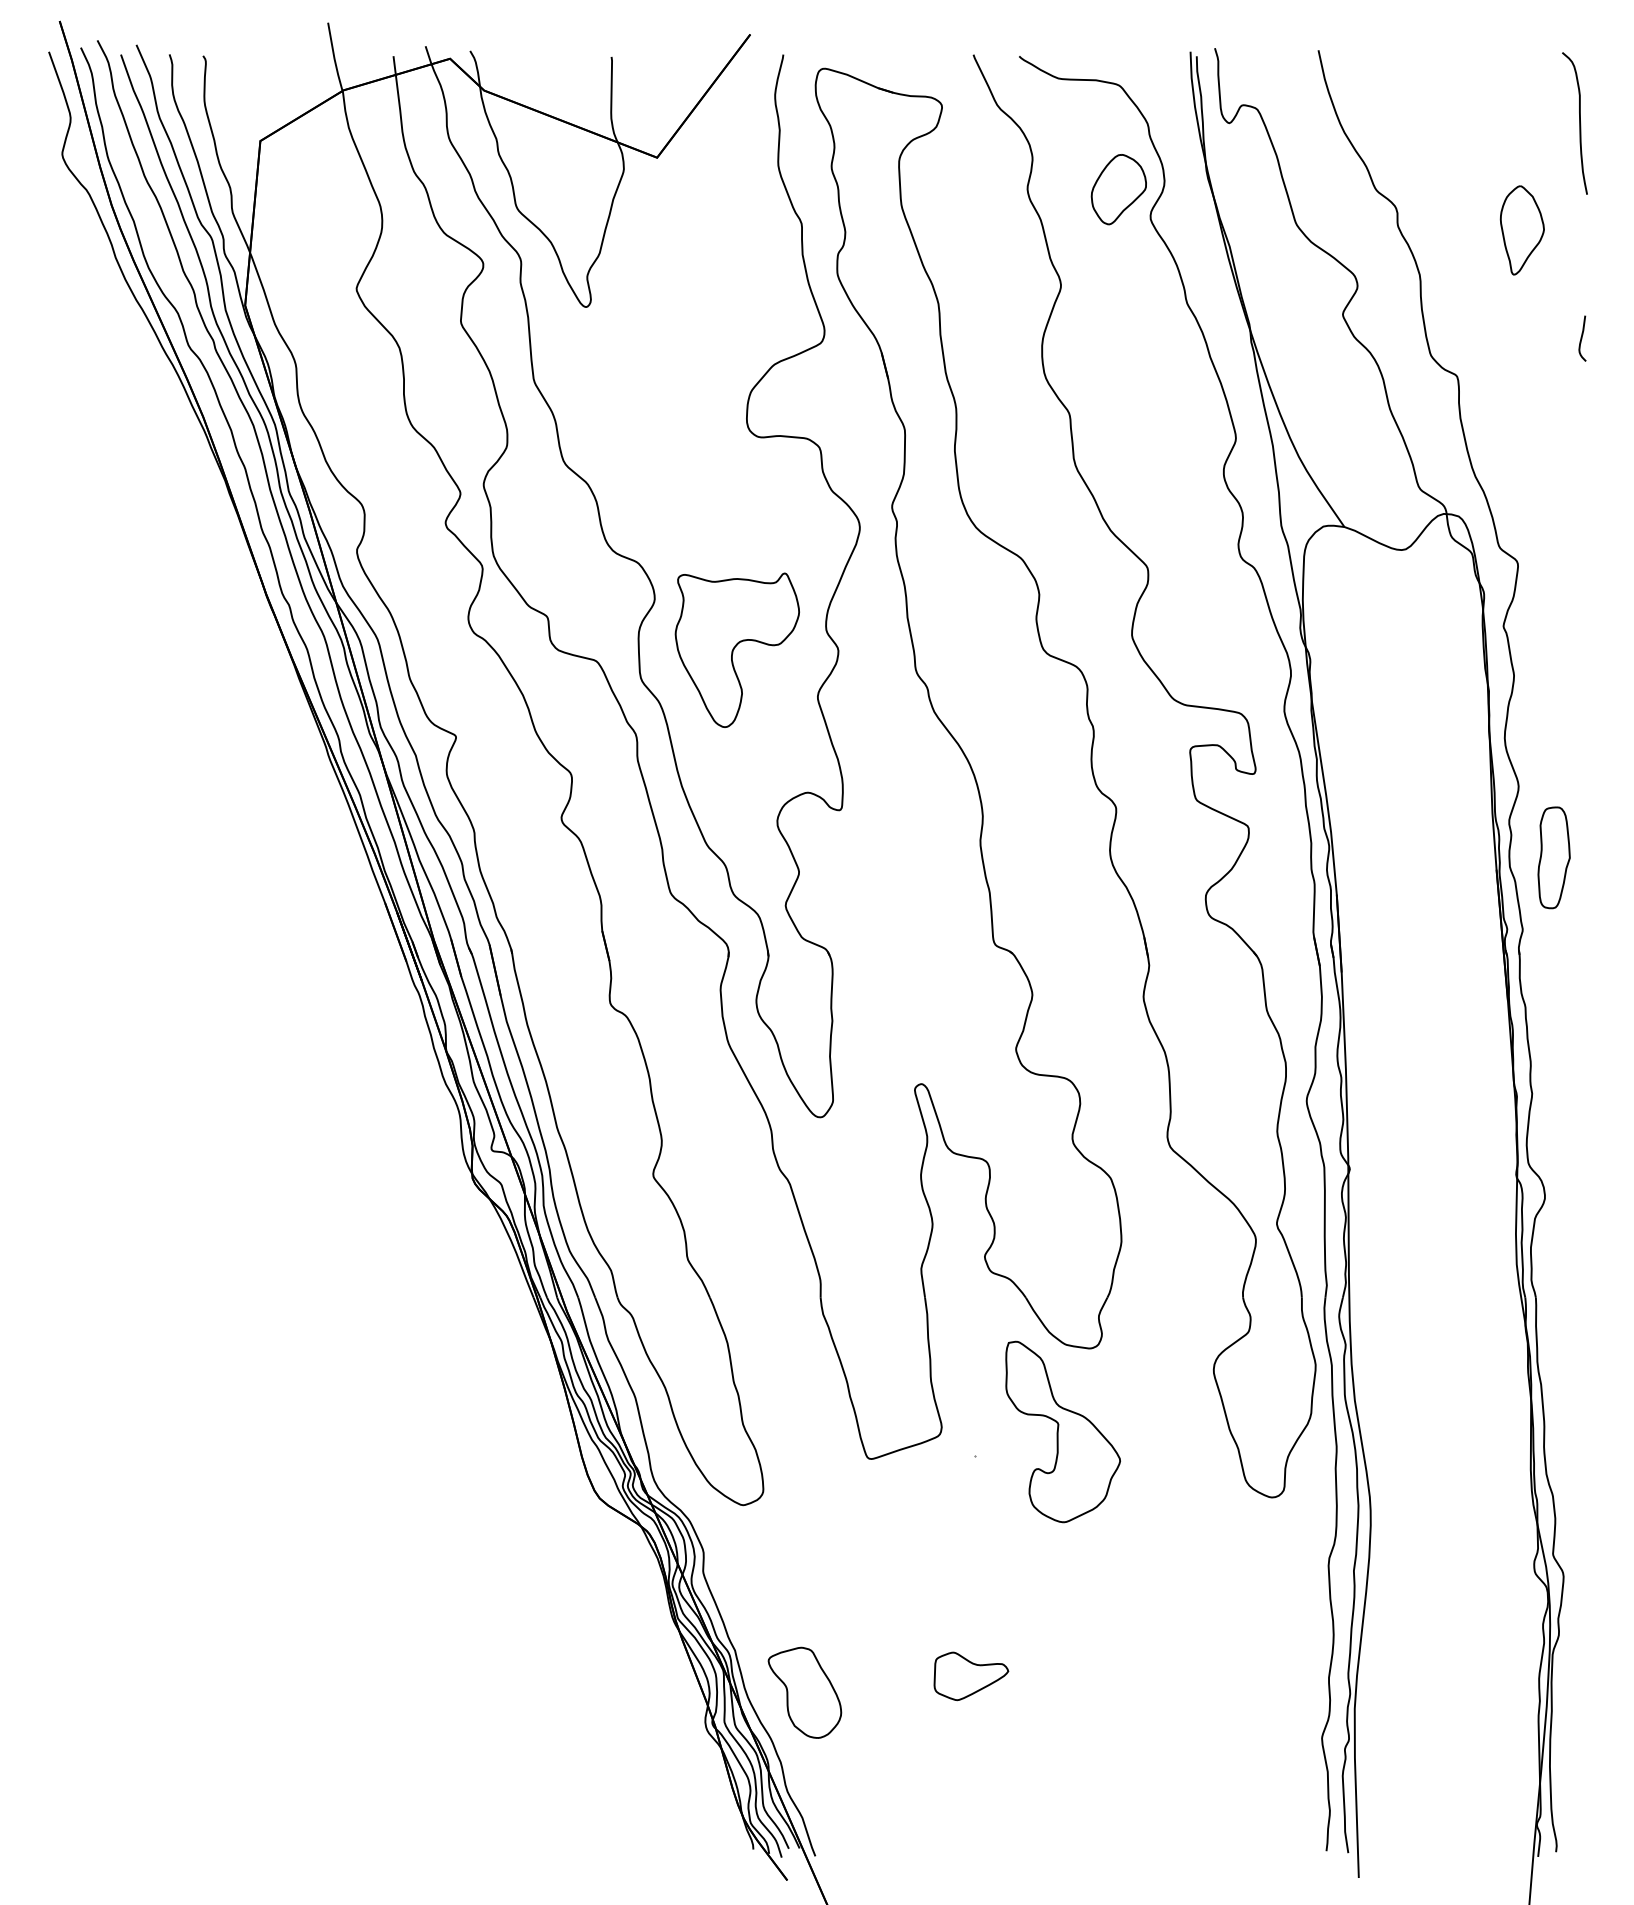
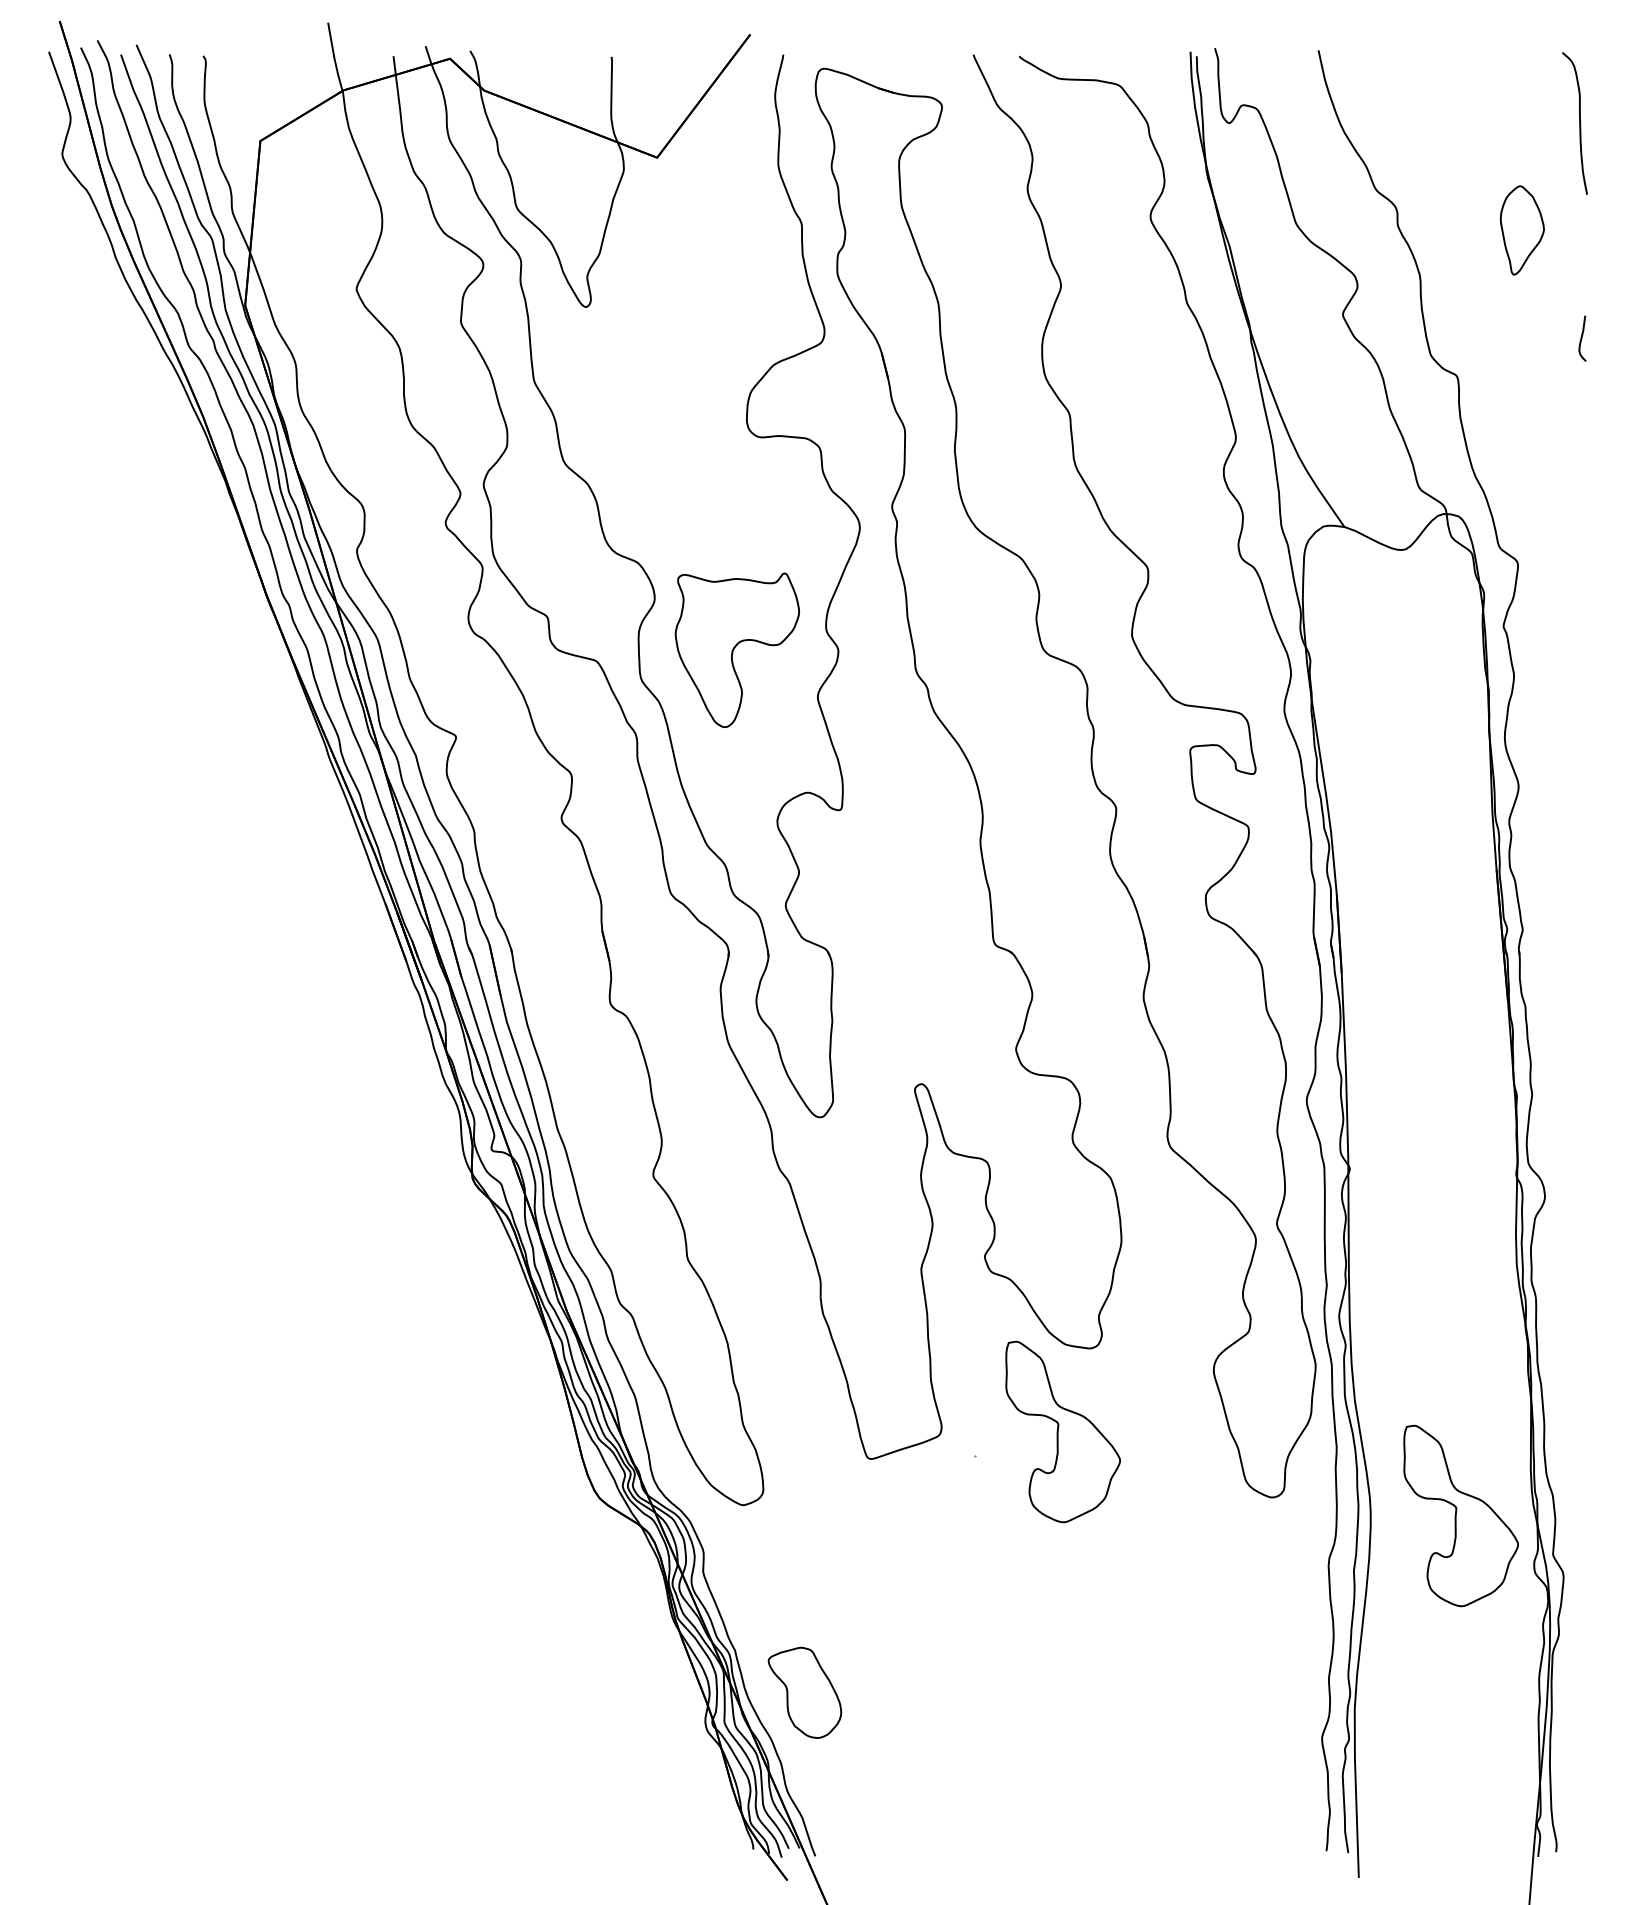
part: present -> none (1118, 189)
part: present -> none (1553, 857)
part: none -> present (1460, 1515)
part: present -> none (971, 1676)
